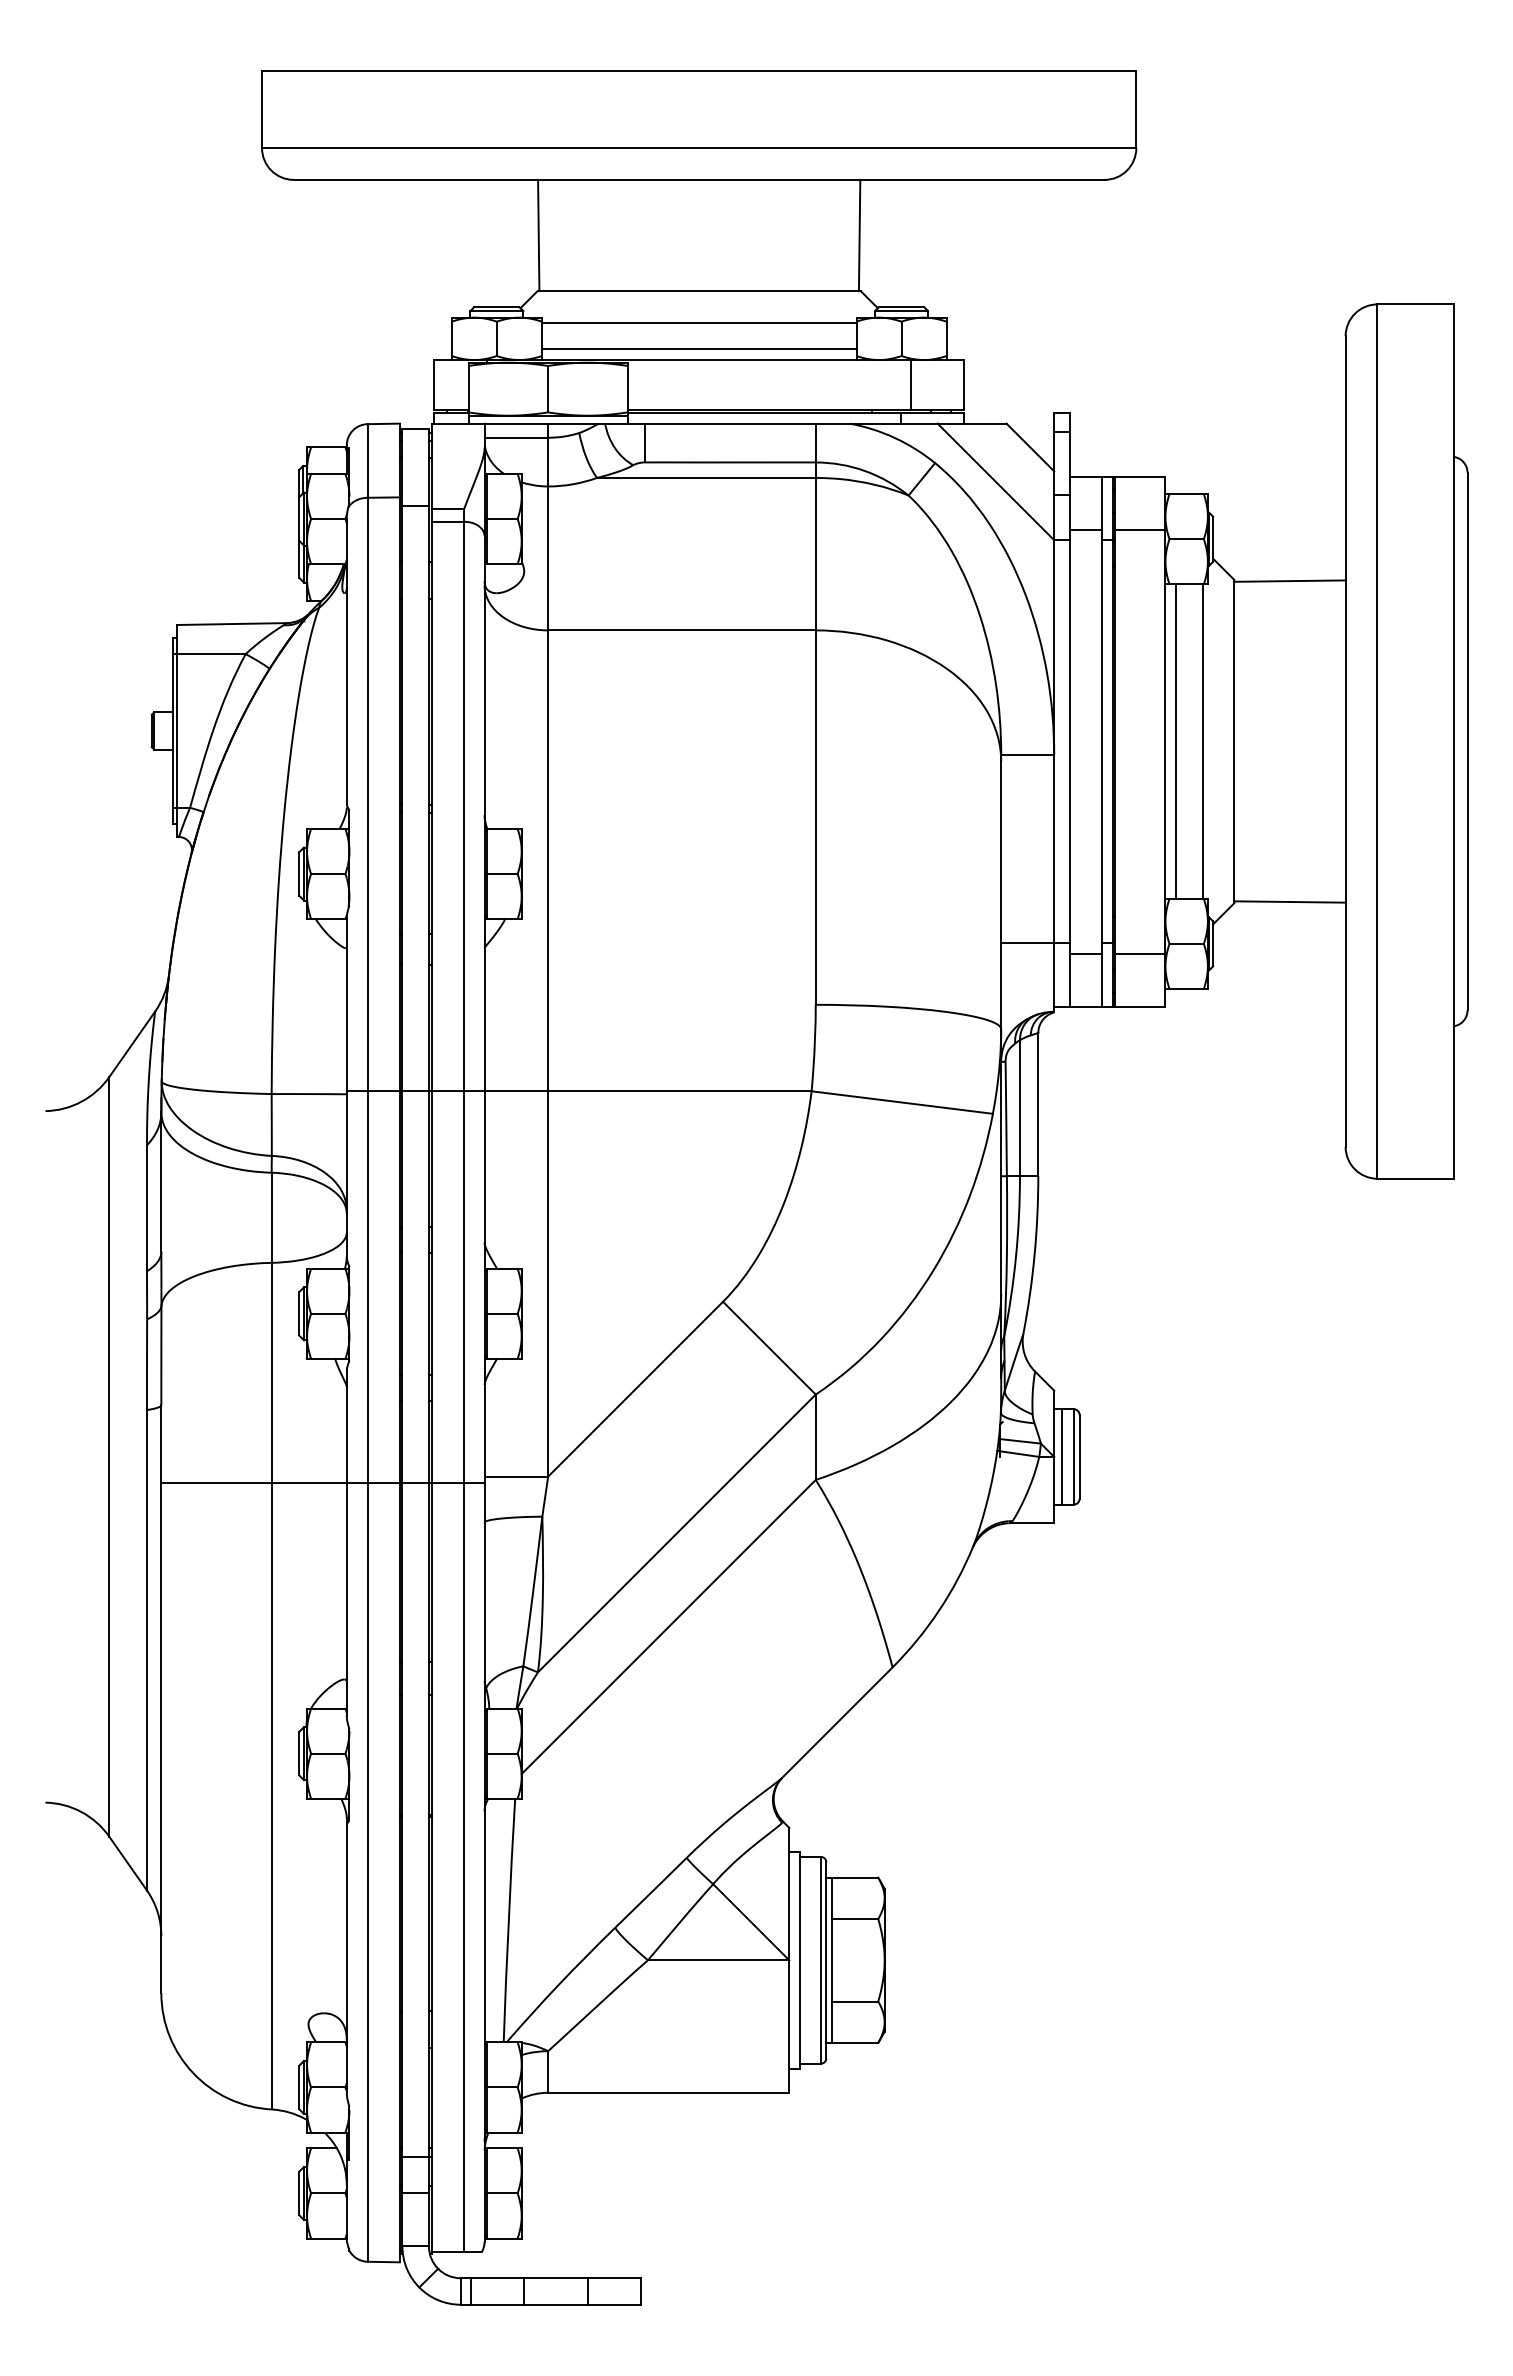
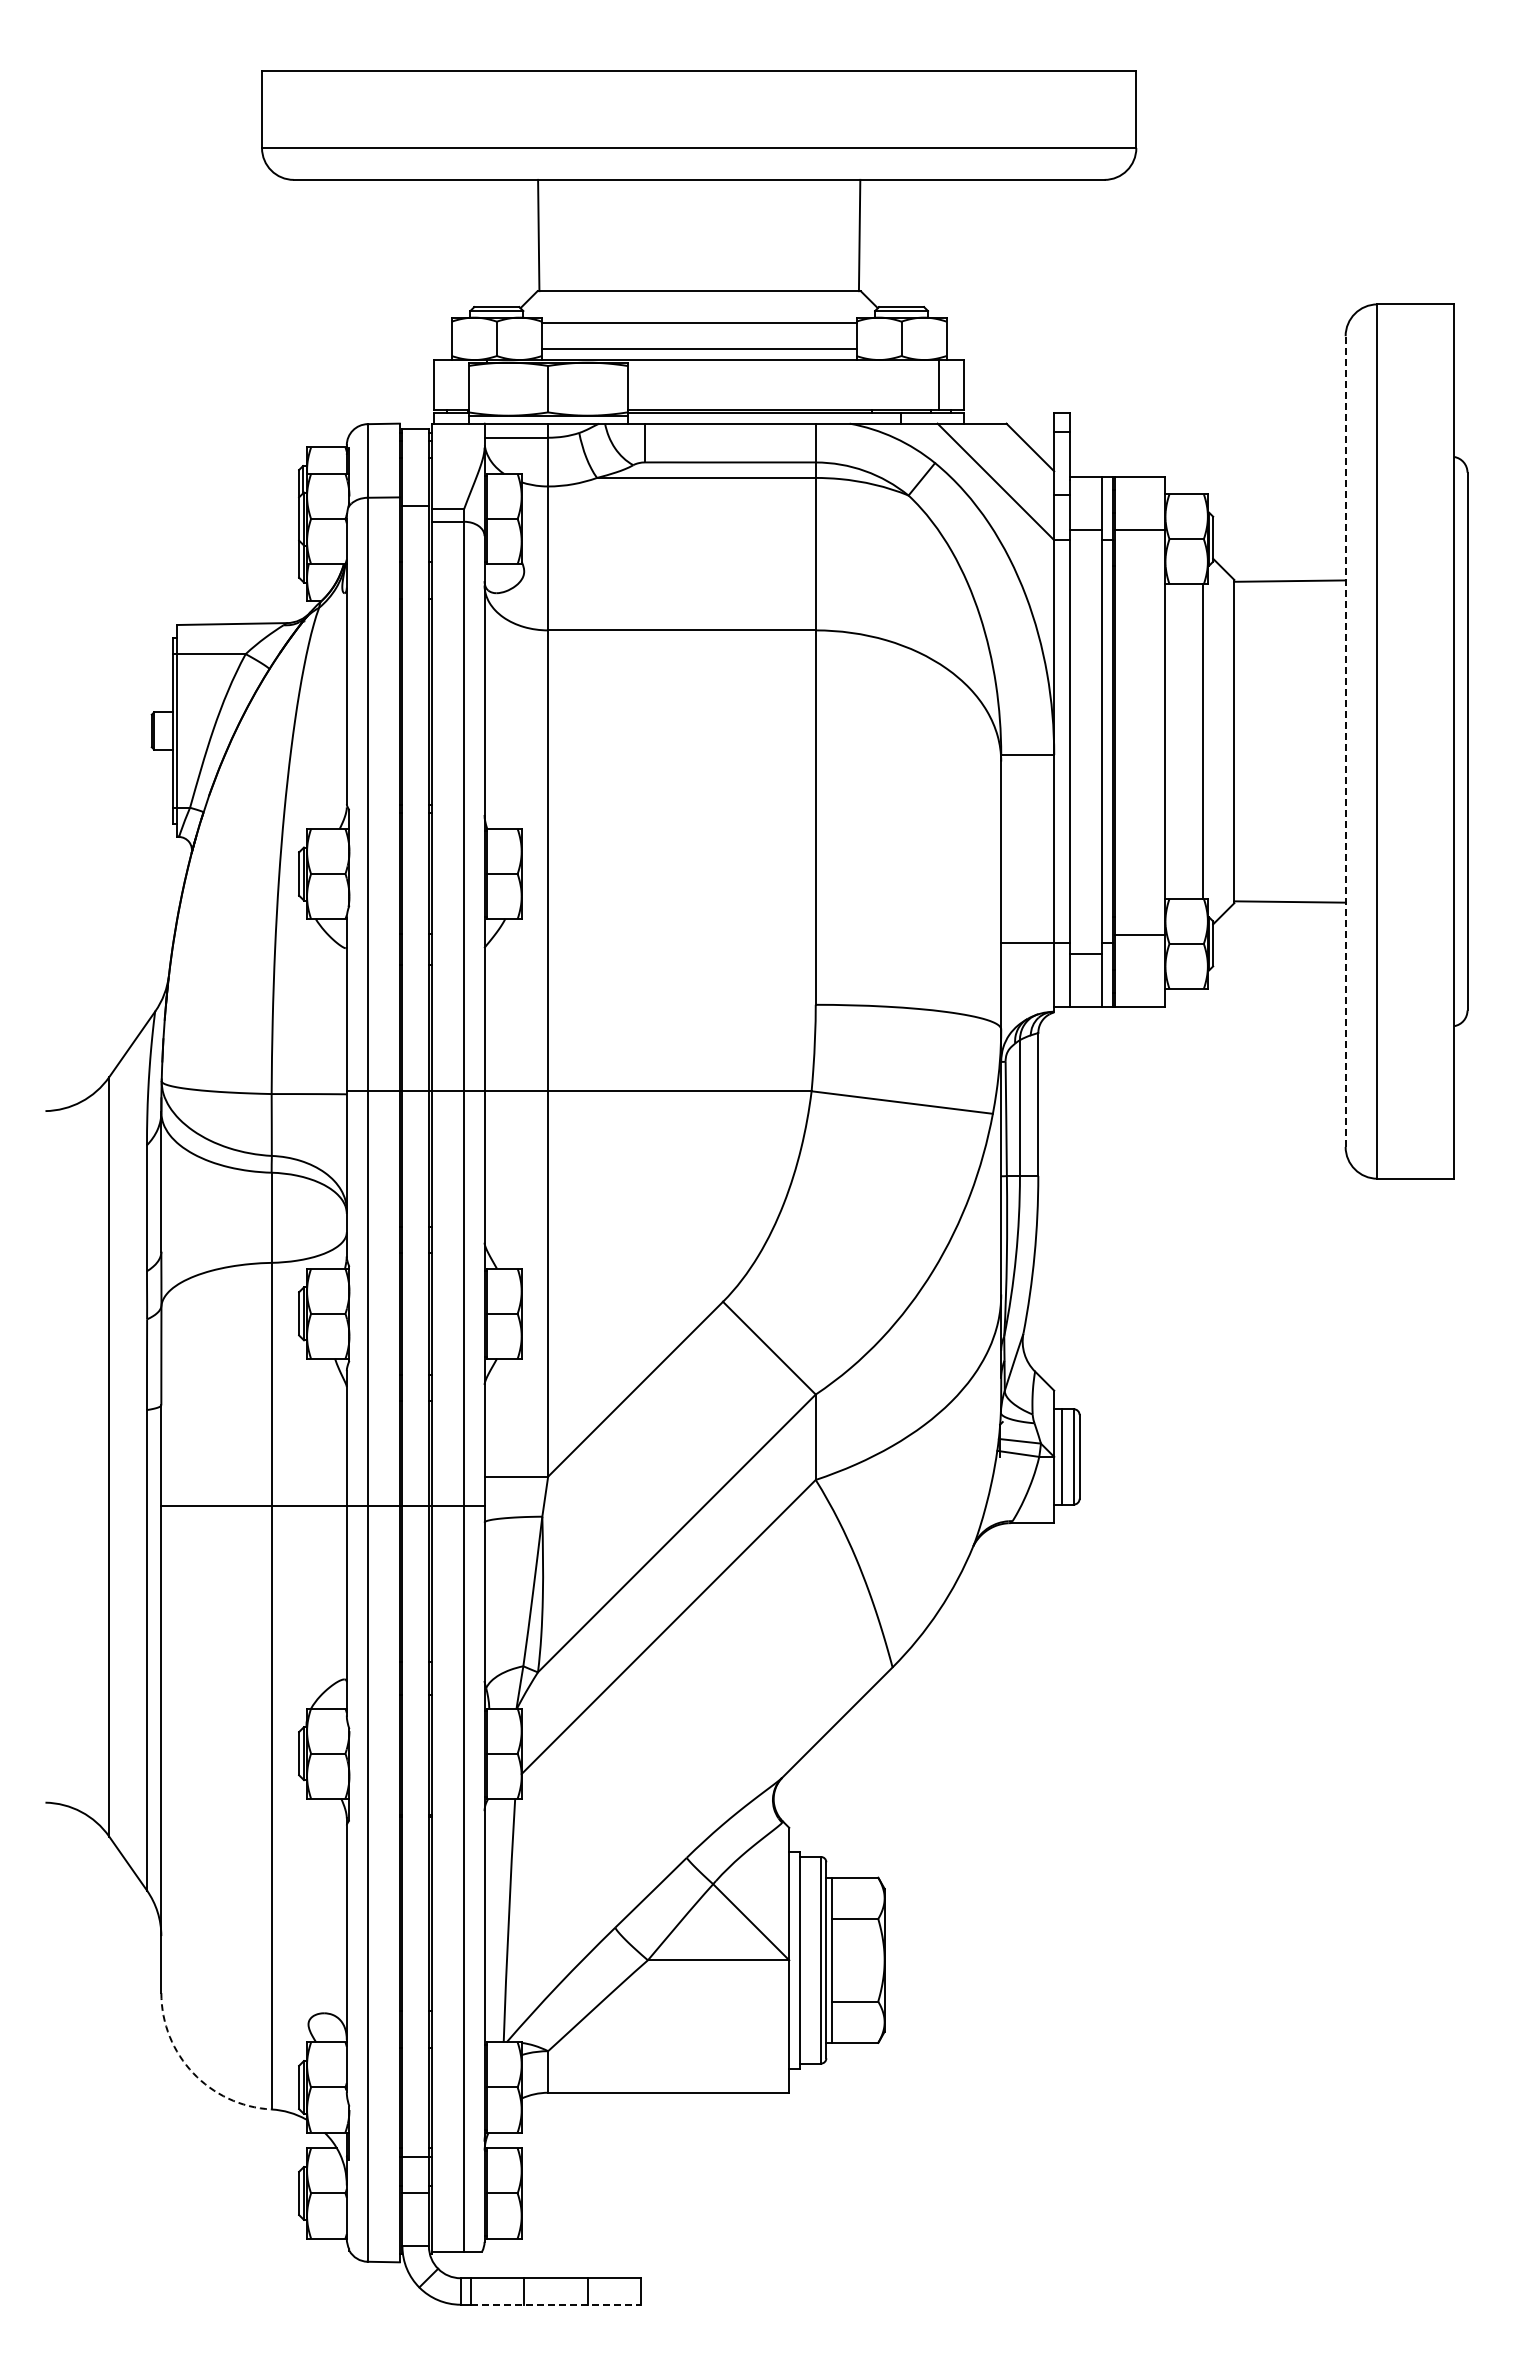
line position: (911, 385) -> (939, 385) (939, 385)
line: present -> none (1176, 741)
line: solid -> dashed (1345, 741)
line position: (1140, 953) -> (1140, 934) (1140, 934)
line position: (322, 1483) -> (322, 1506) (322, 1506)
arc: solid -> dashed (193, 2073)
line: solid -> dashed (556, 2304)
